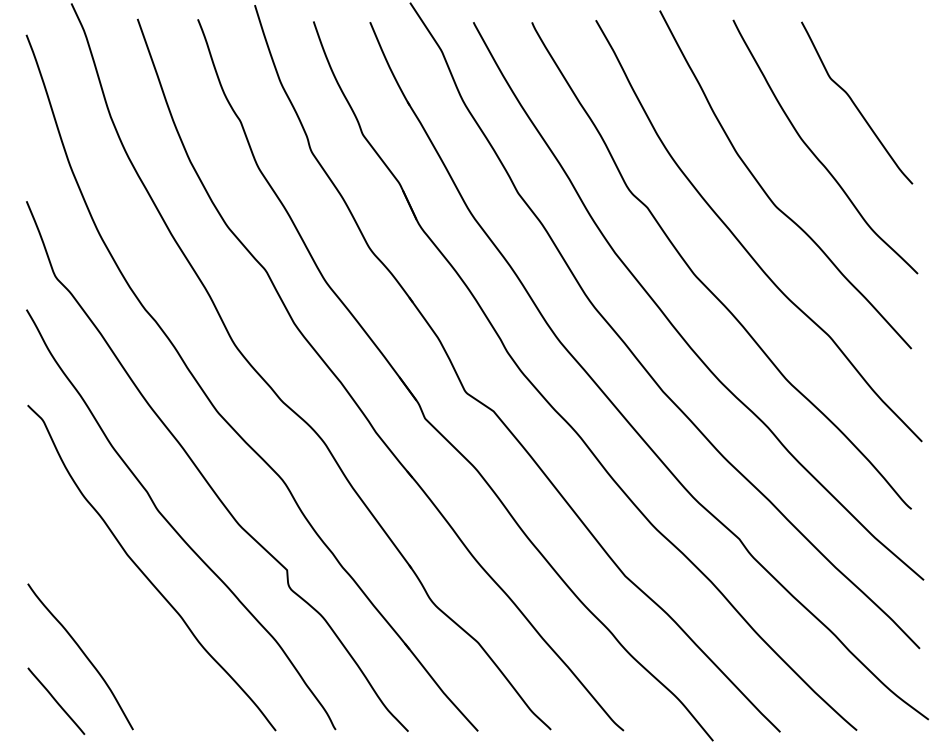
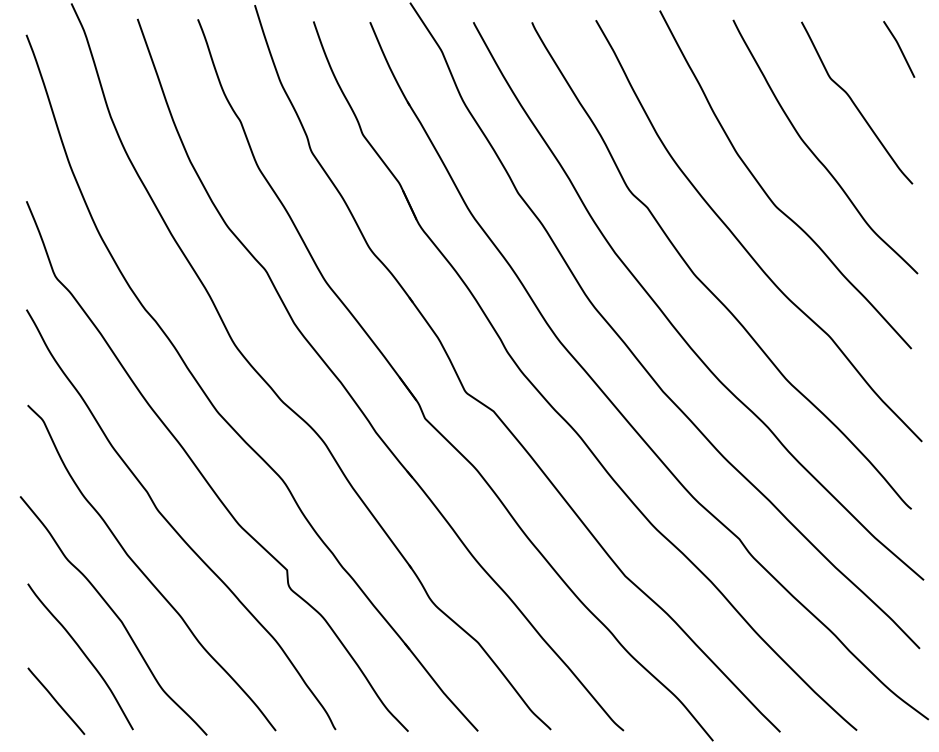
curve: none -> present (899, 49)
curve: none -> present (114, 614)
